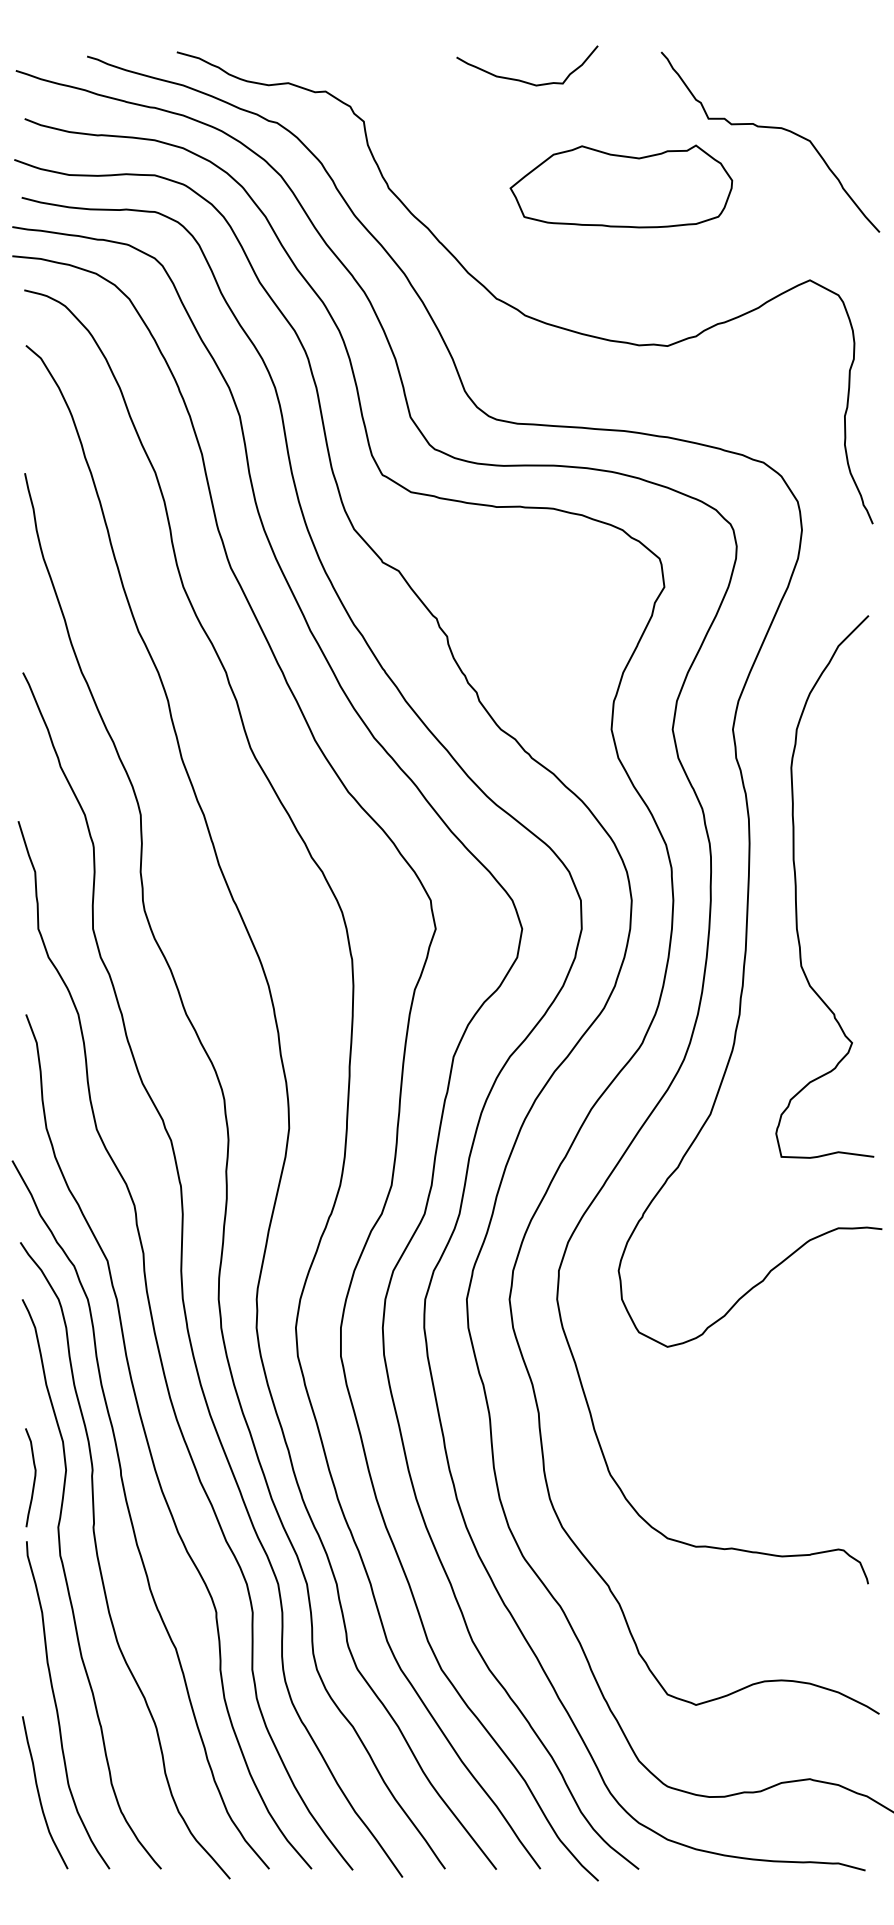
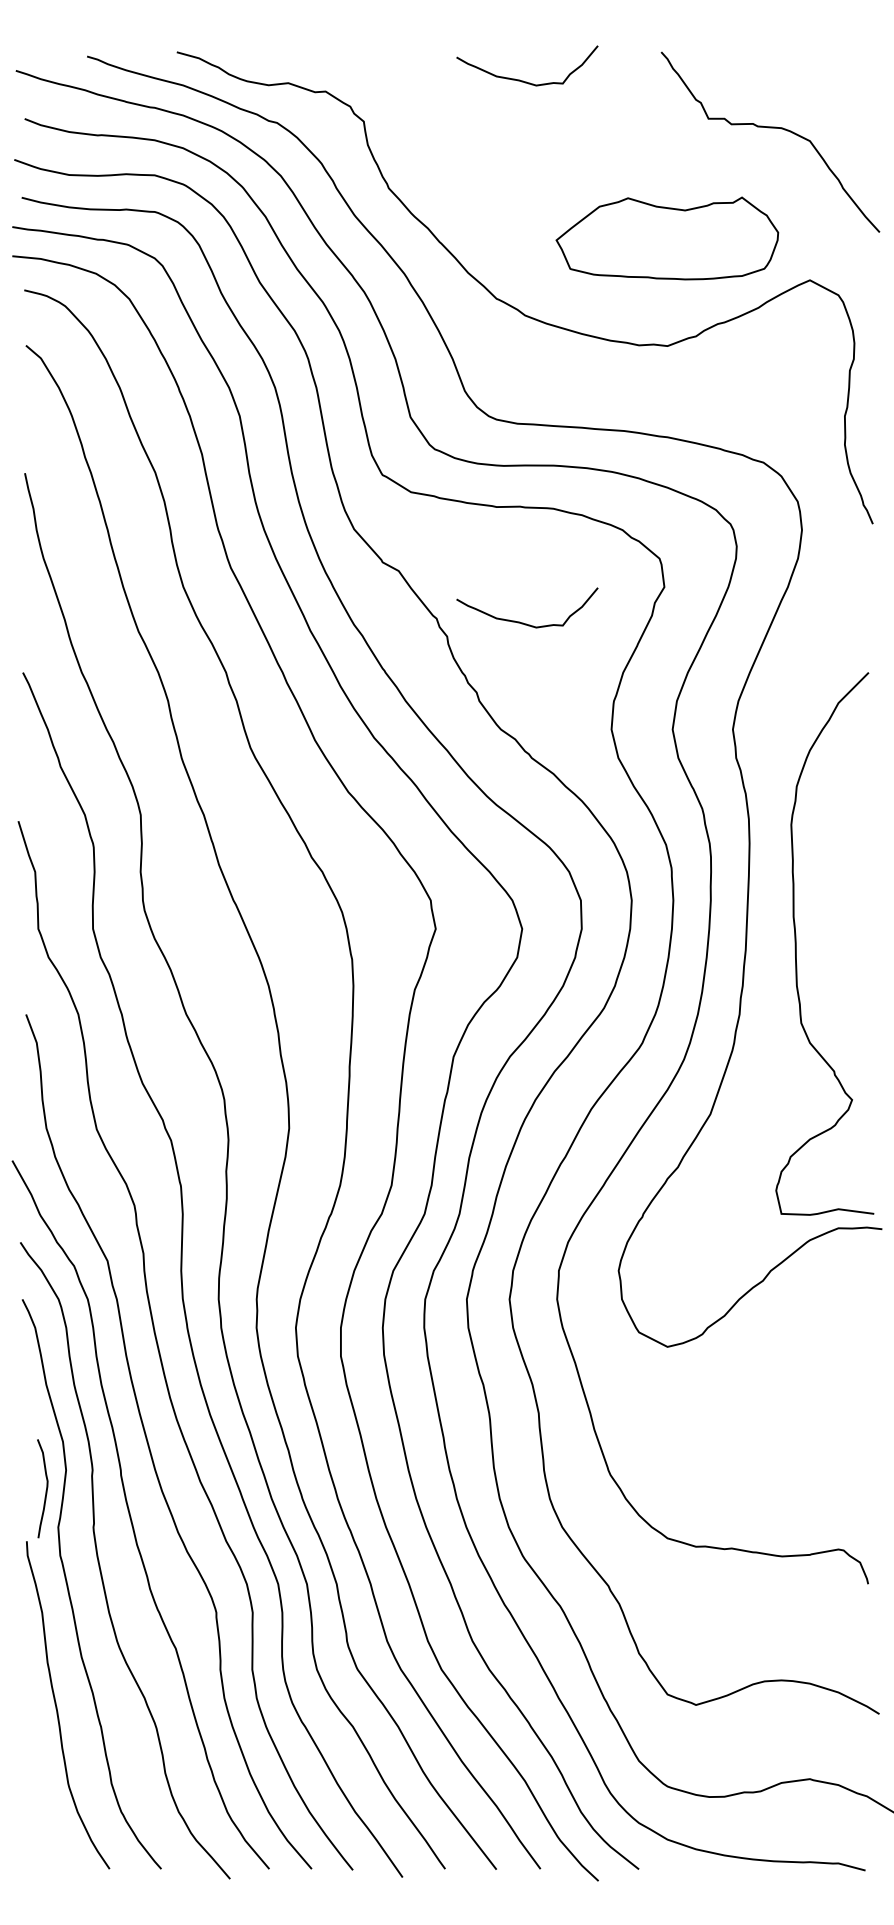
part position: (621, 186) -> (667, 238) (667, 238)
curve: none -> present (523, 622)
curve position: (796, 886) -> (796, 943) (796, 943)
curve position: (33, 1479) -> (45, 1490) (45, 1490)
curve: present -> none (39, 1792)
